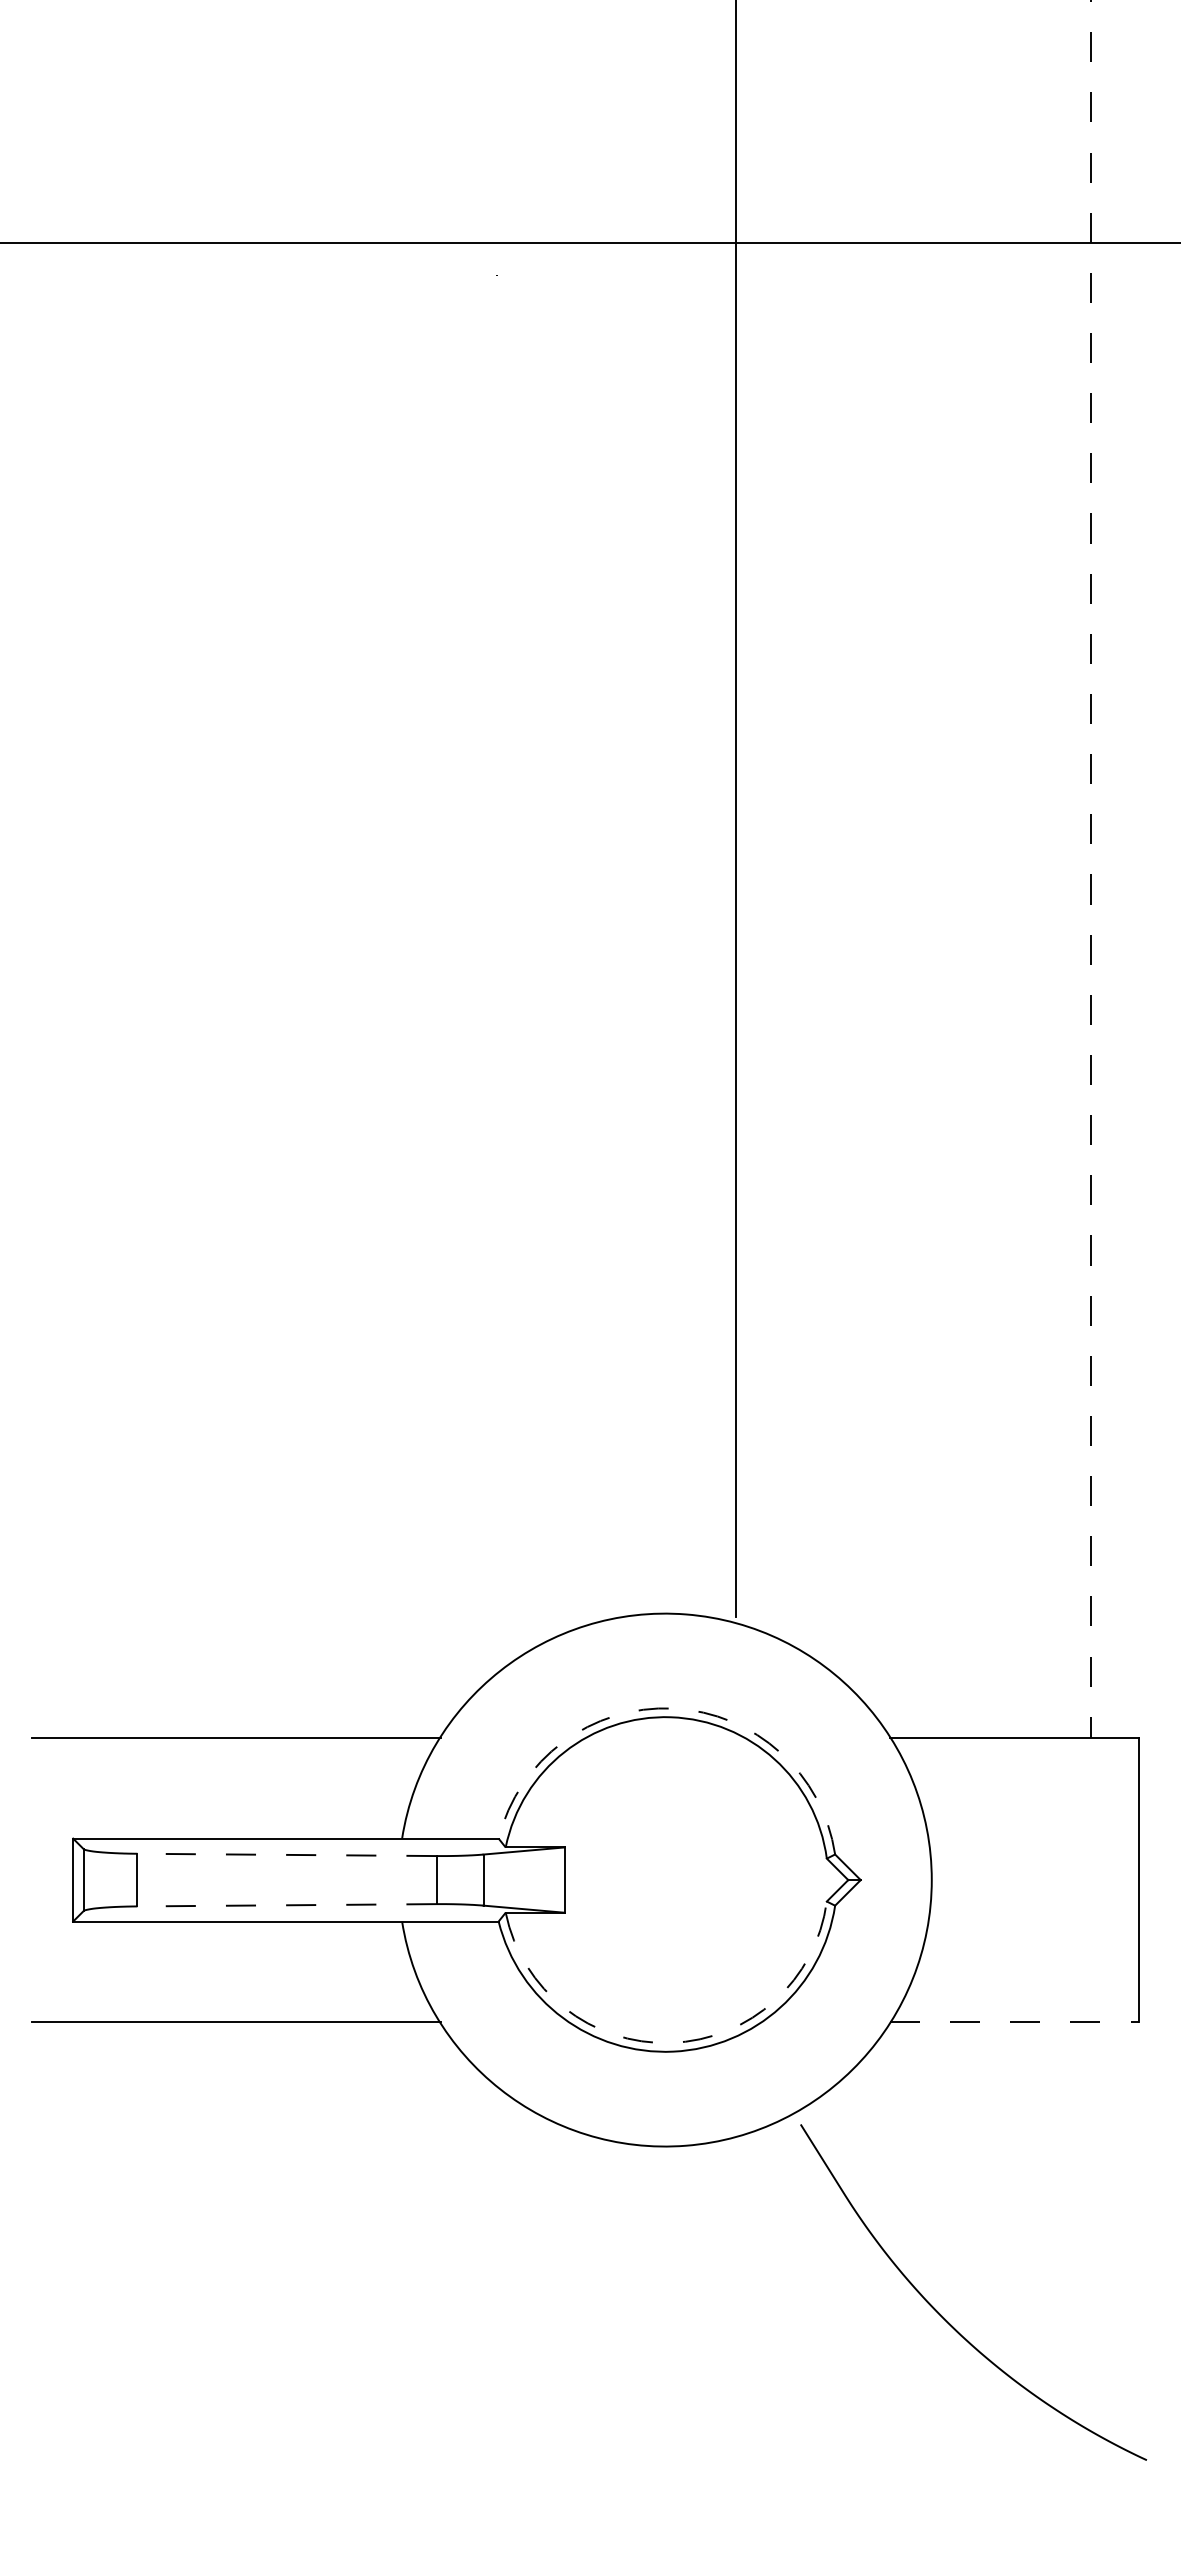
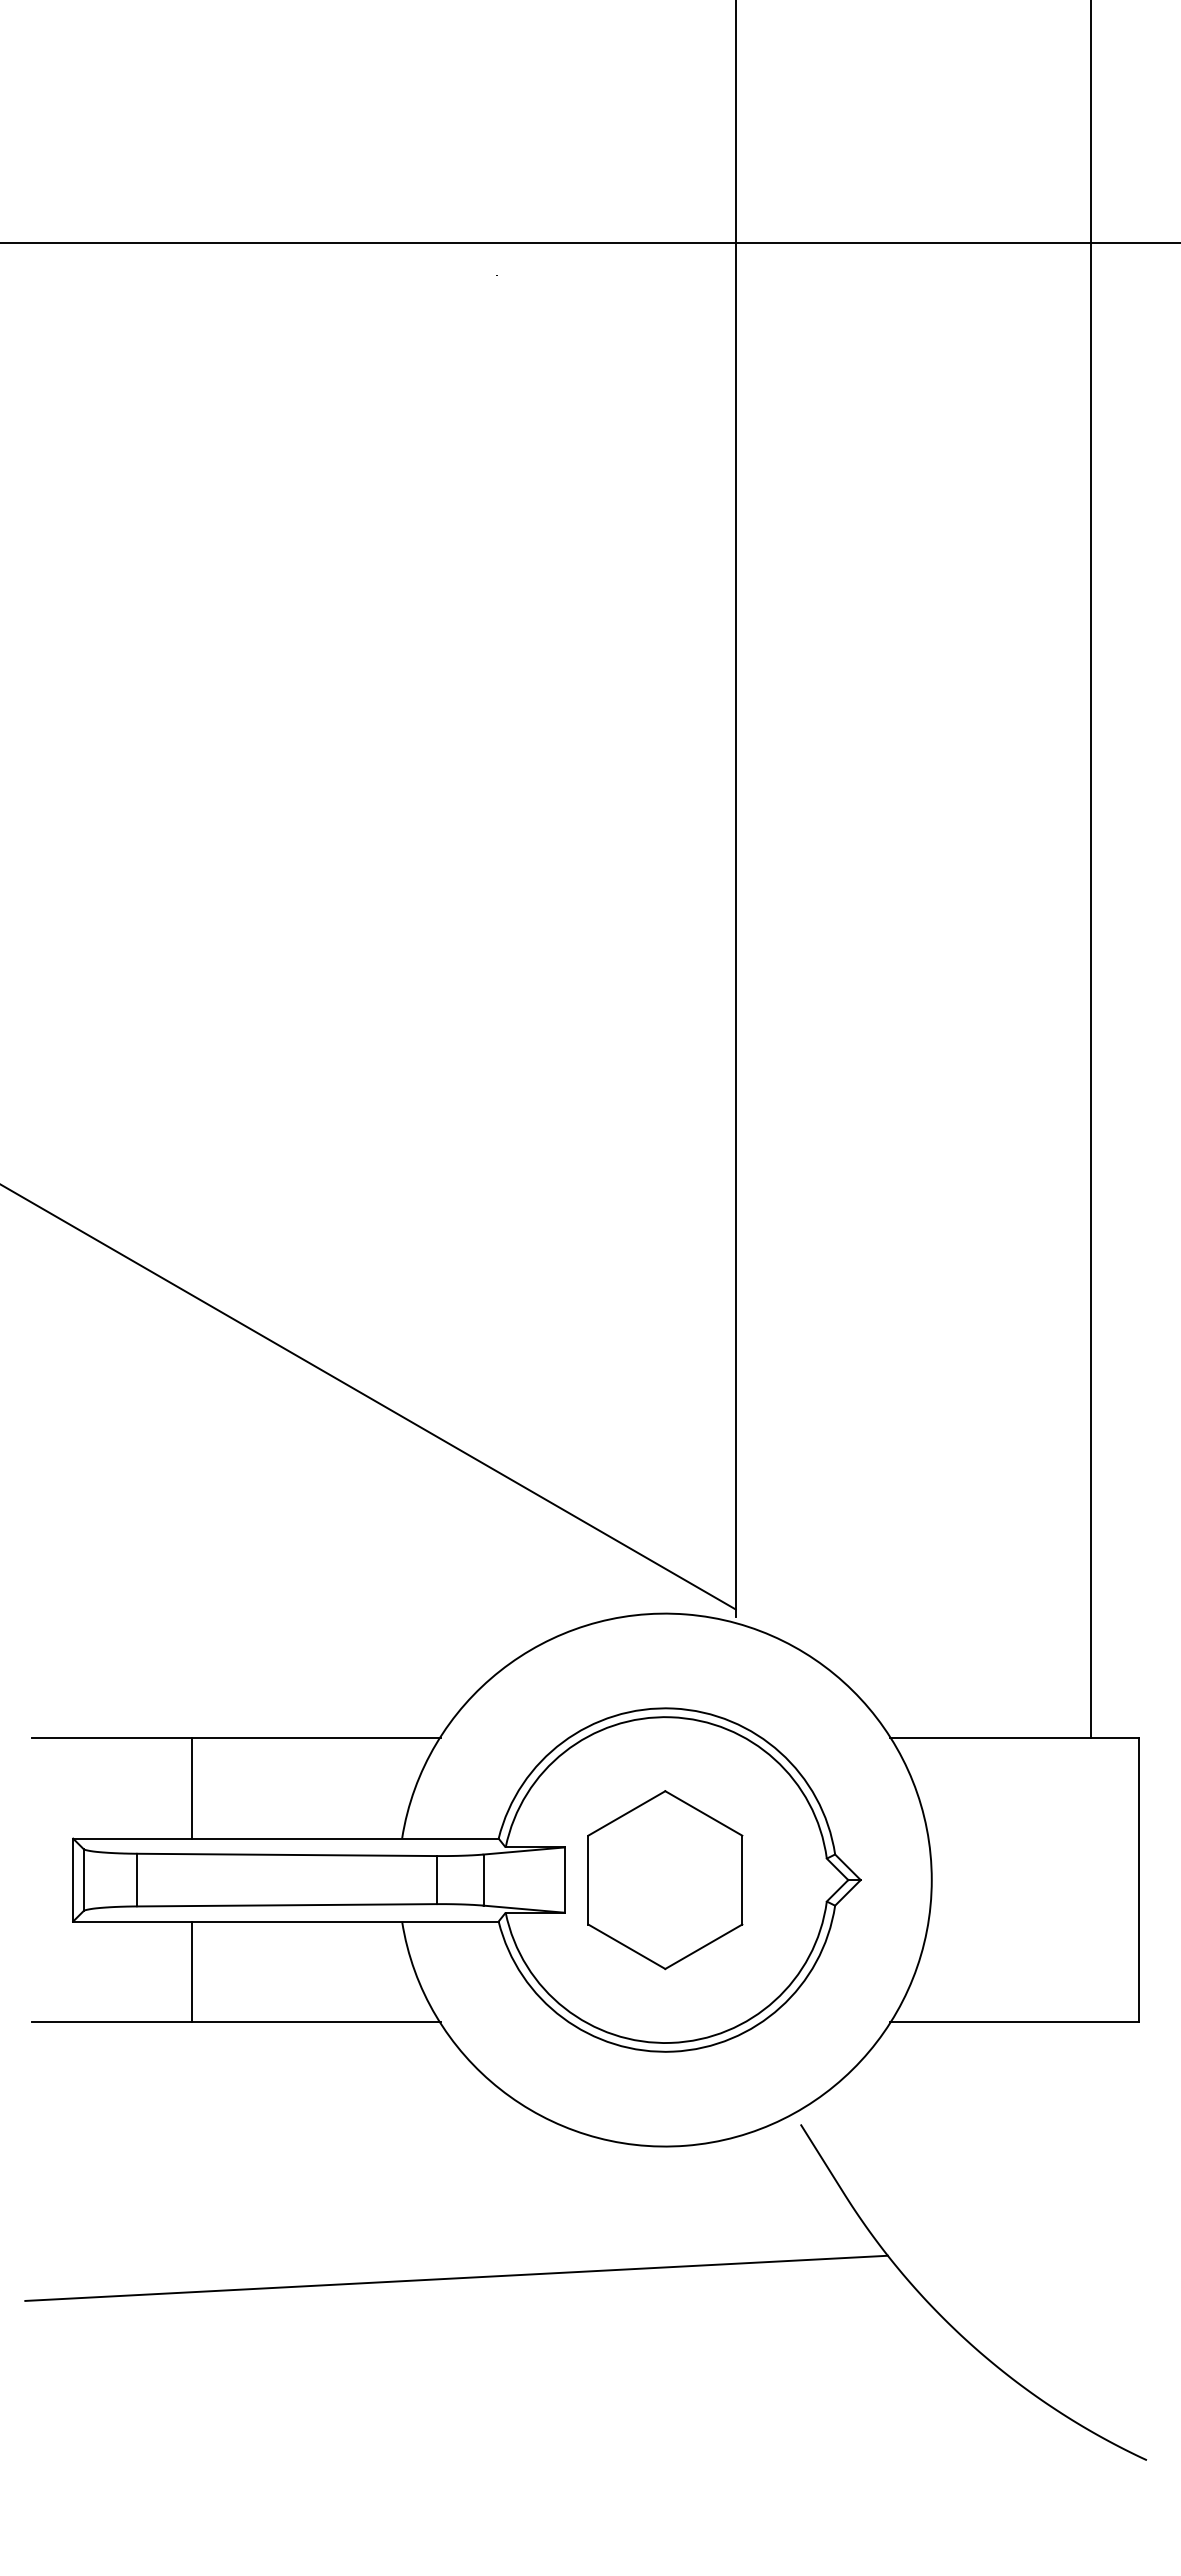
line: dashed -> solid (1091, 869)
line: none -> present (368, 1397)
arc: dashed -> solid (673, 1708)
line: none -> present (191, 1787)
line: dashed -> solid (286, 1854)
part: none -> present (665, 1880)
line: dashed -> solid (286, 1905)
line: none -> present (191, 1971)
line: dashed -> solid (1014, 2022)
arc: dashed -> solid (671, 2042)
line: none -> present (456, 2277)
